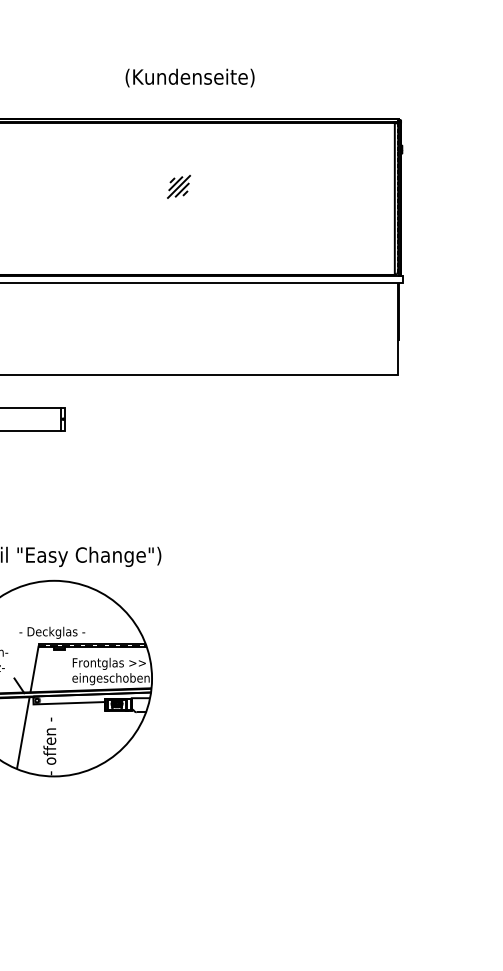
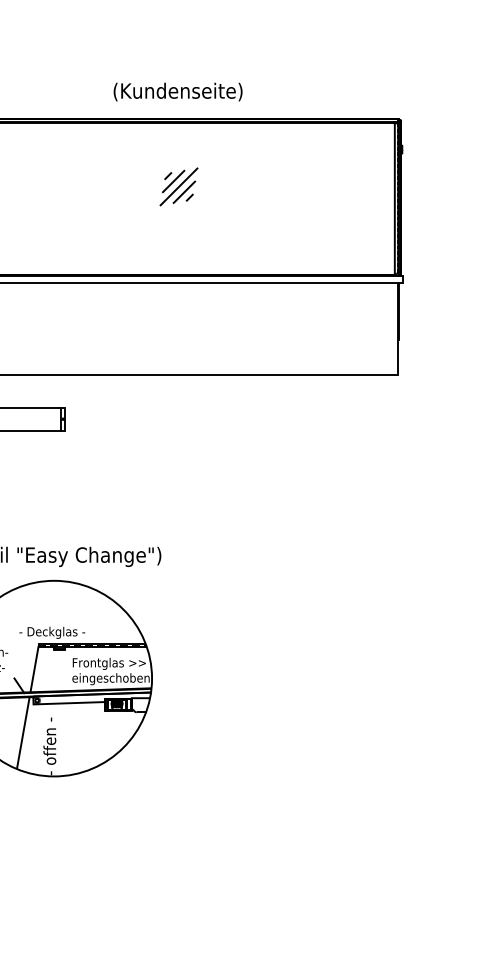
text position: (189, 77) -> (177, 91) (177, 91)
part size: 24x24 px -> 40x40 px (178, 186)
